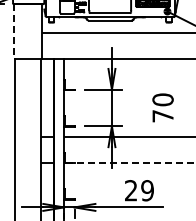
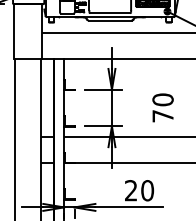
line: dashed -> solid (14, 32)
line: dashed -> solid (129, 163)
text: 29 -> 20 (147, 190)
